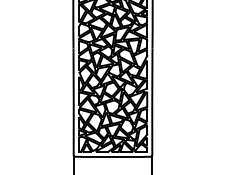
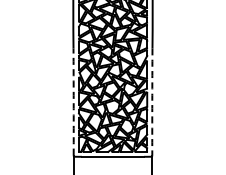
arc: solid -> dashed (73, 101)
arc: solid -> dashed (152, 101)
